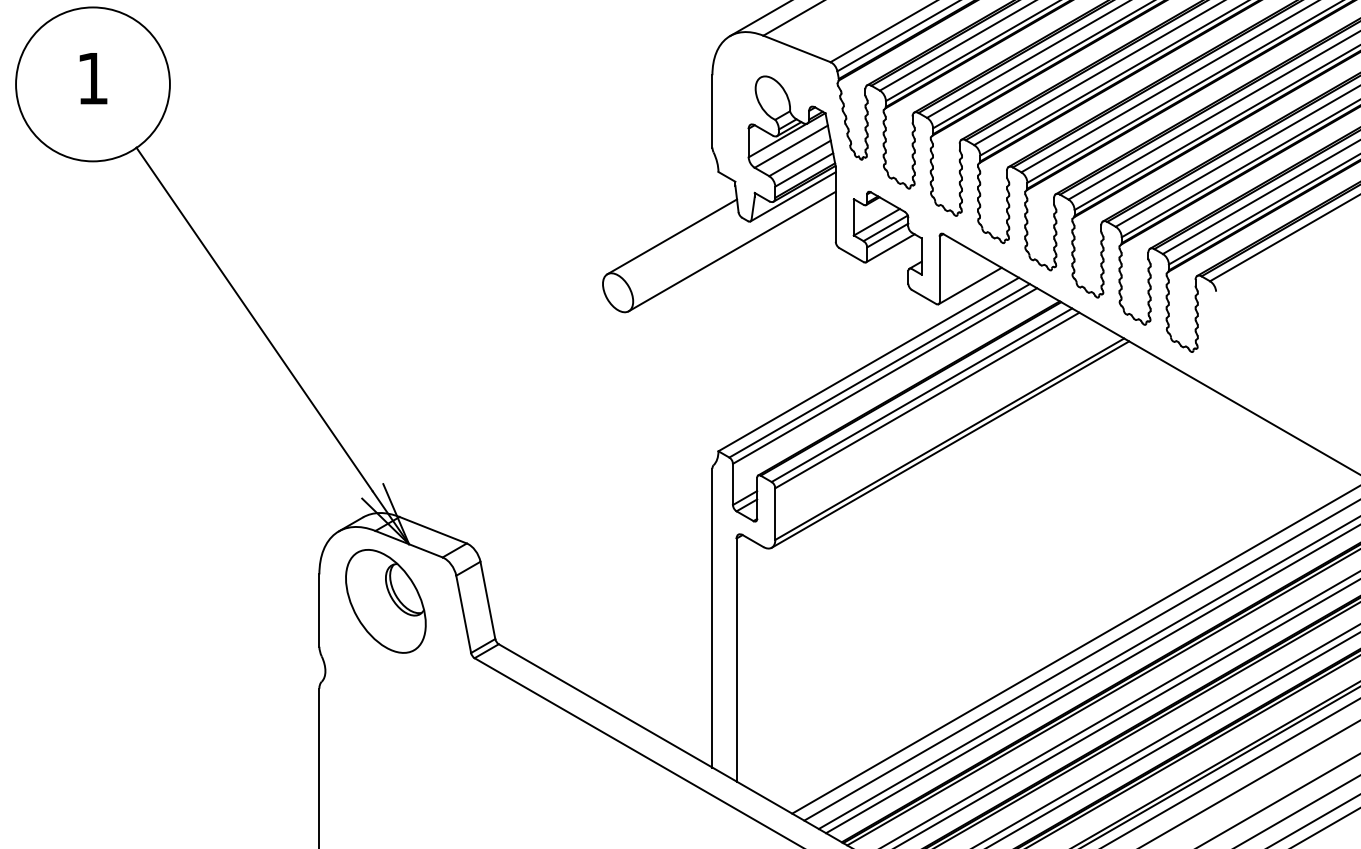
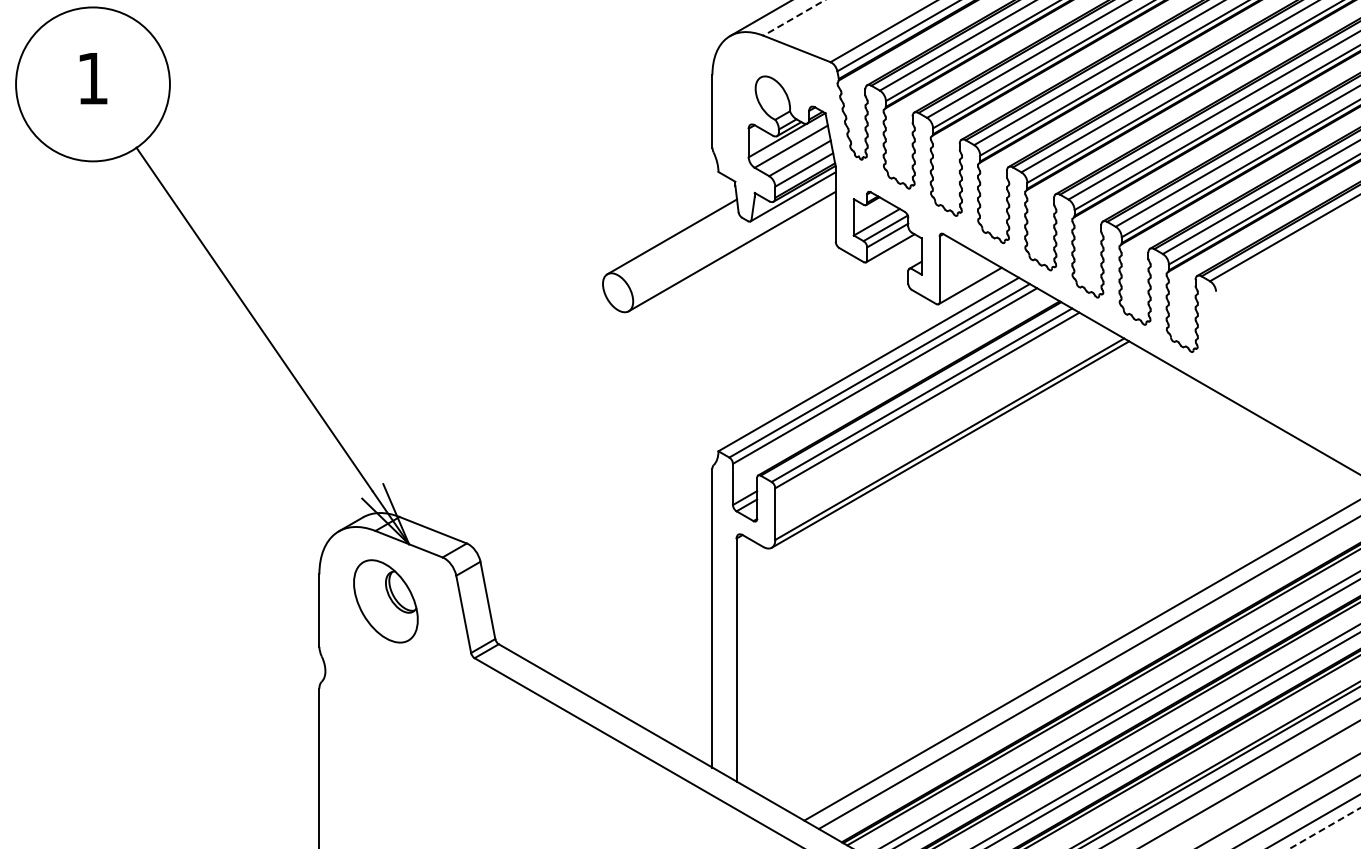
line: solid -> dashed (793, 18)
part size: 82x105 px -> 66x85 px (385, 601)
line: present -> none (1074, 650)
line: present -> none (1091, 679)
line: solid -> dashed (1325, 828)
